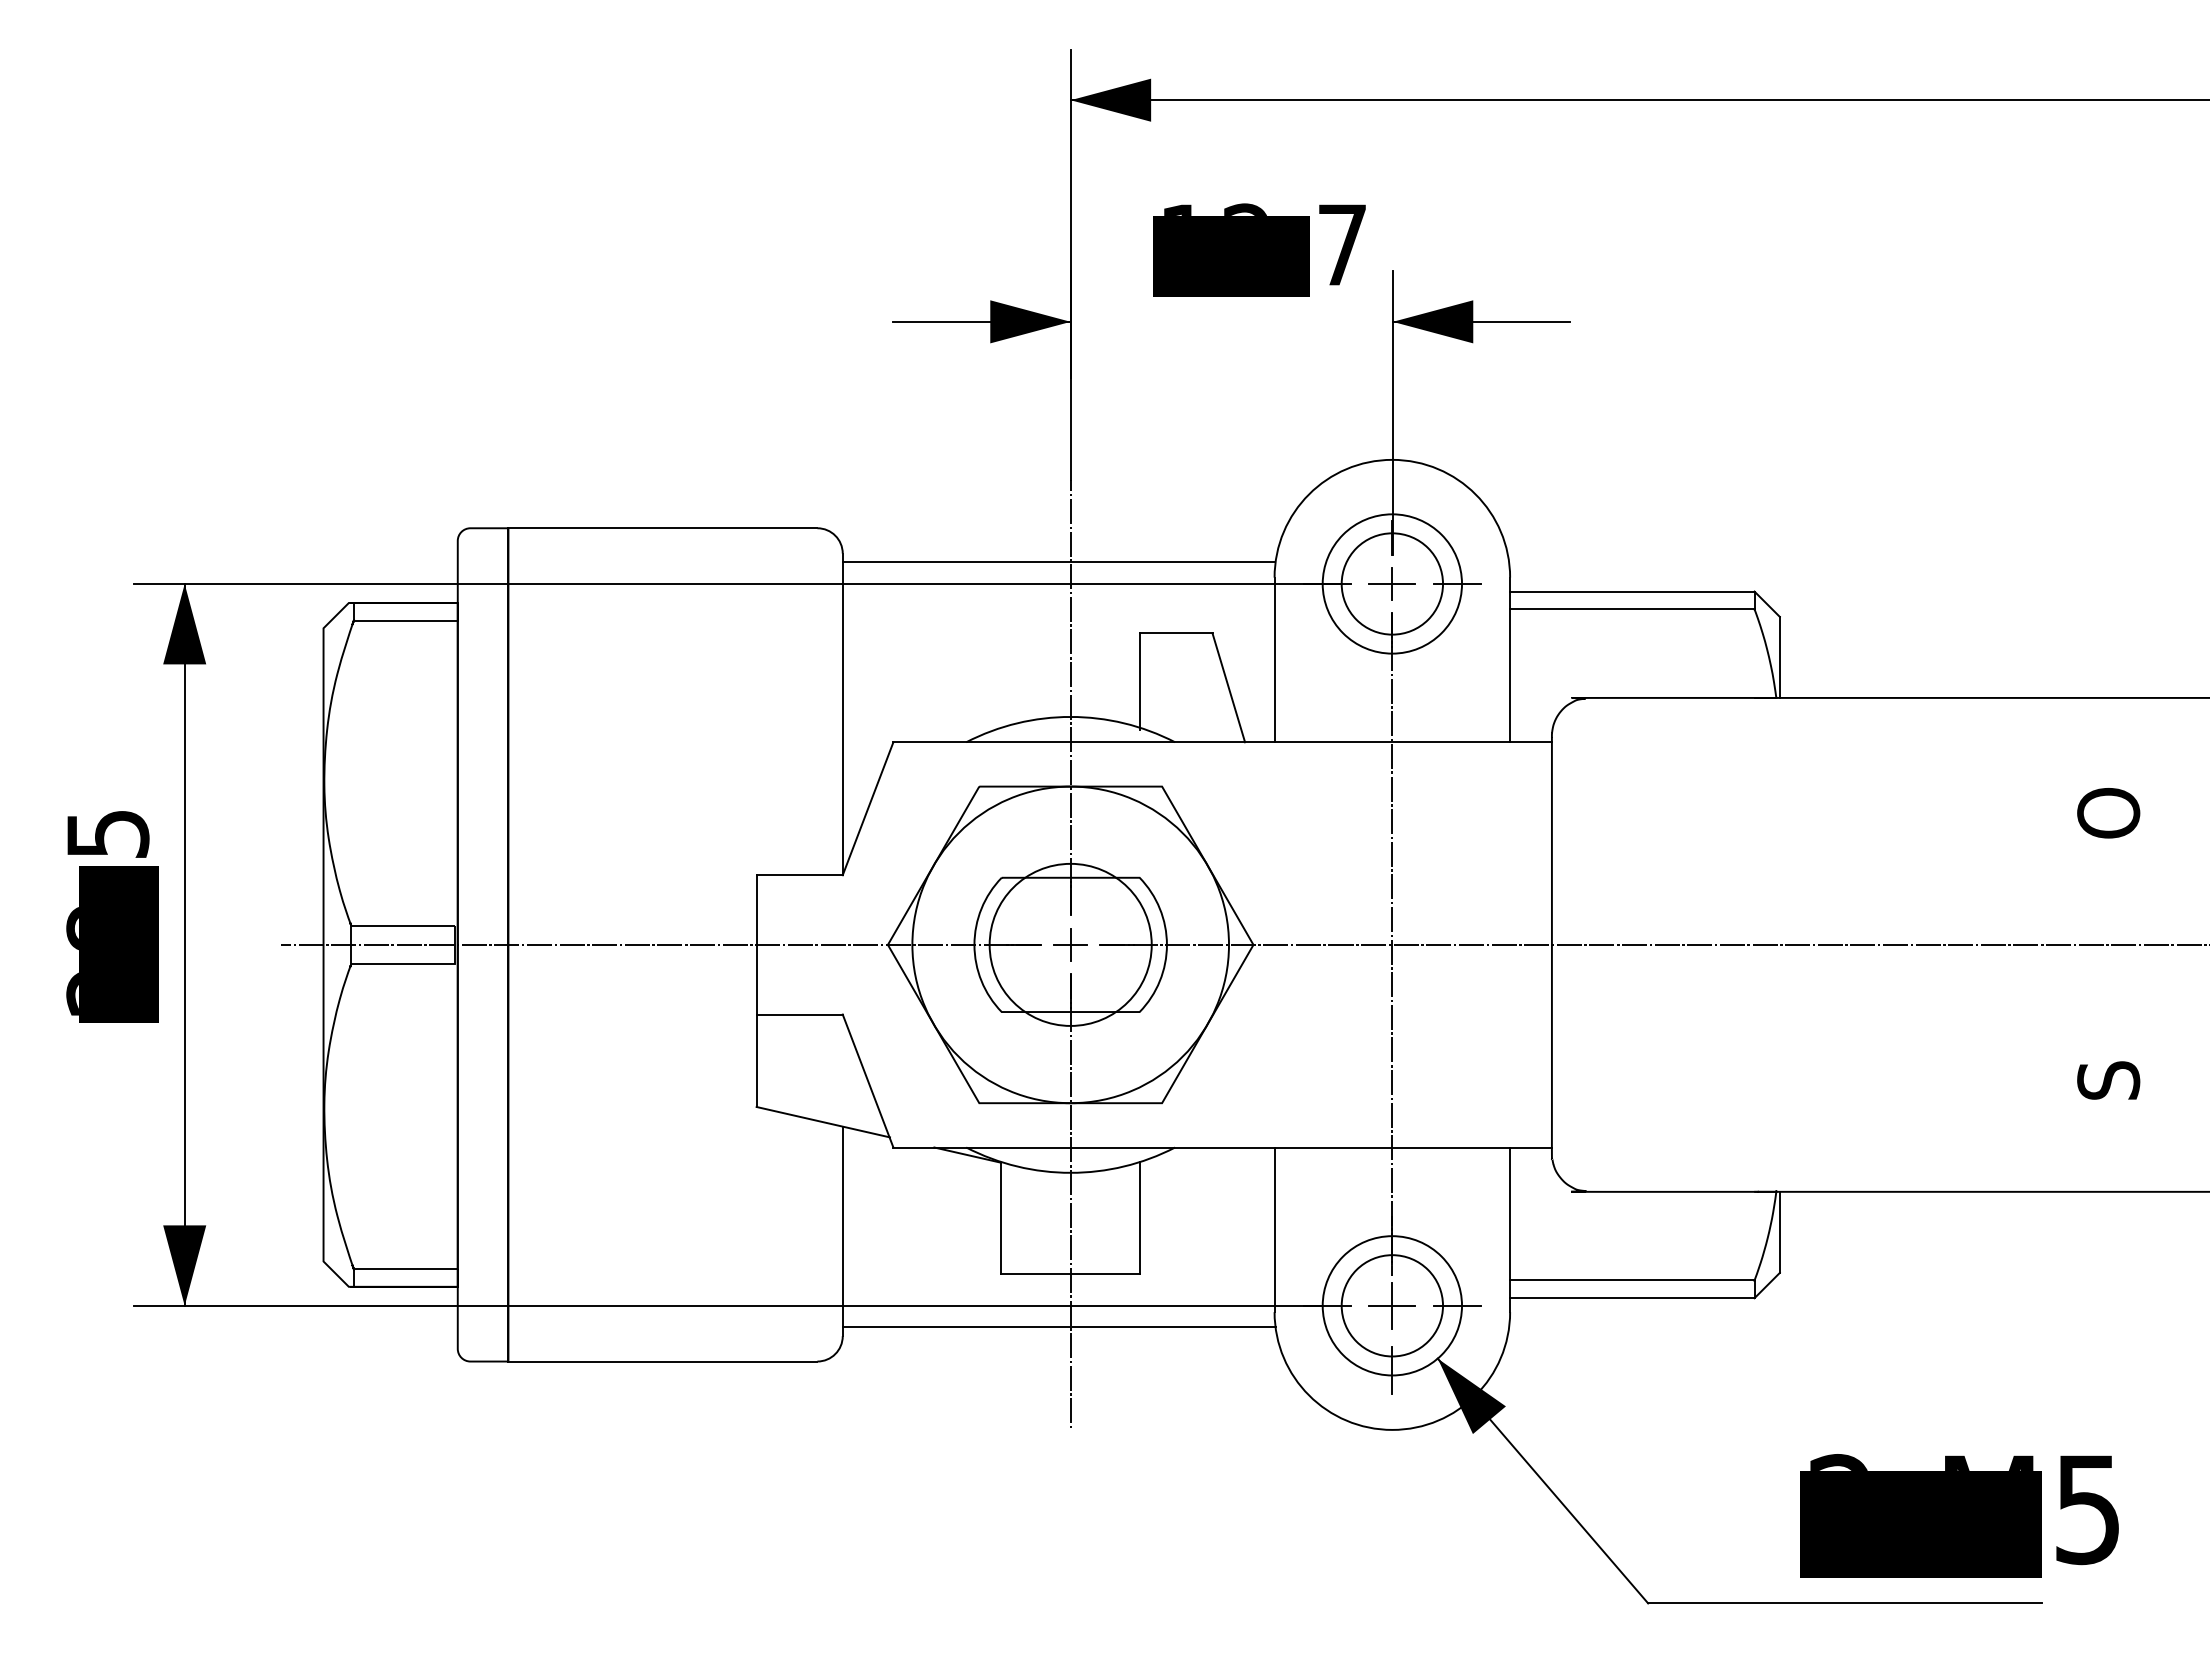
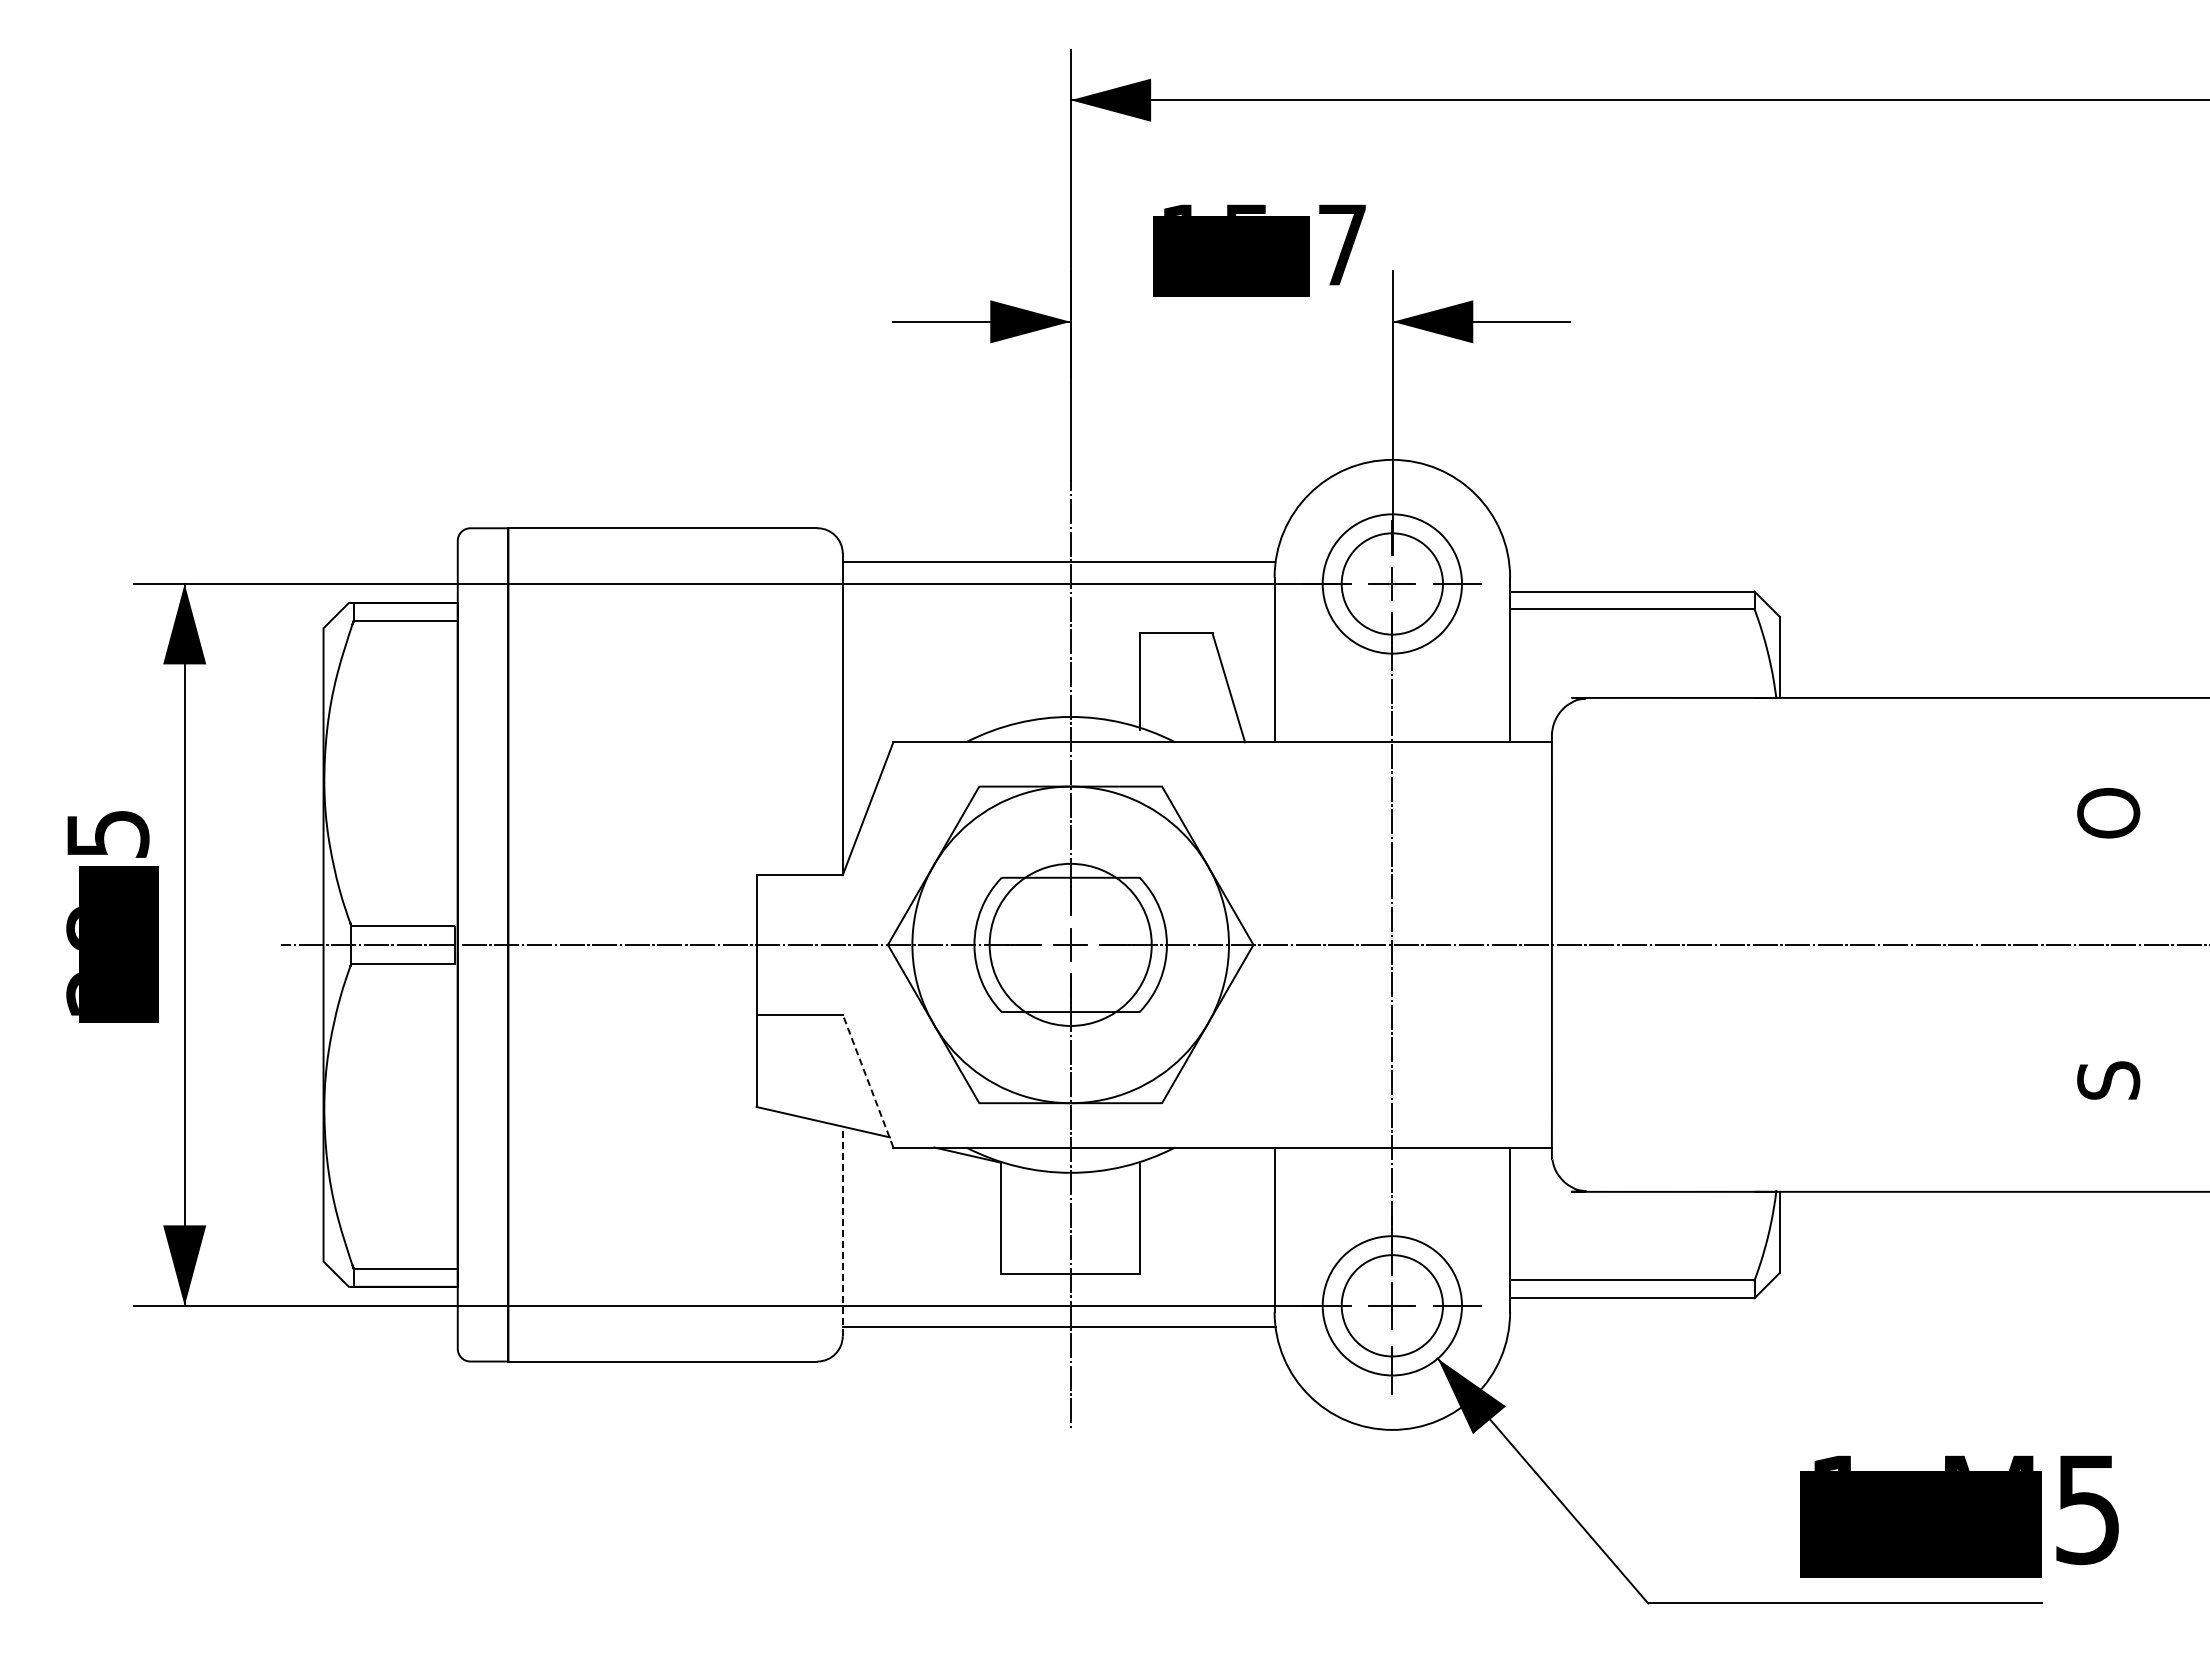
text: 12.7 -> 15.7 (1245, 209)
line: solid -> dashed (867, 1080)
line: solid -> dashed (842, 1231)
text: 2-M5 -> 1-M5 (1838, 1462)
